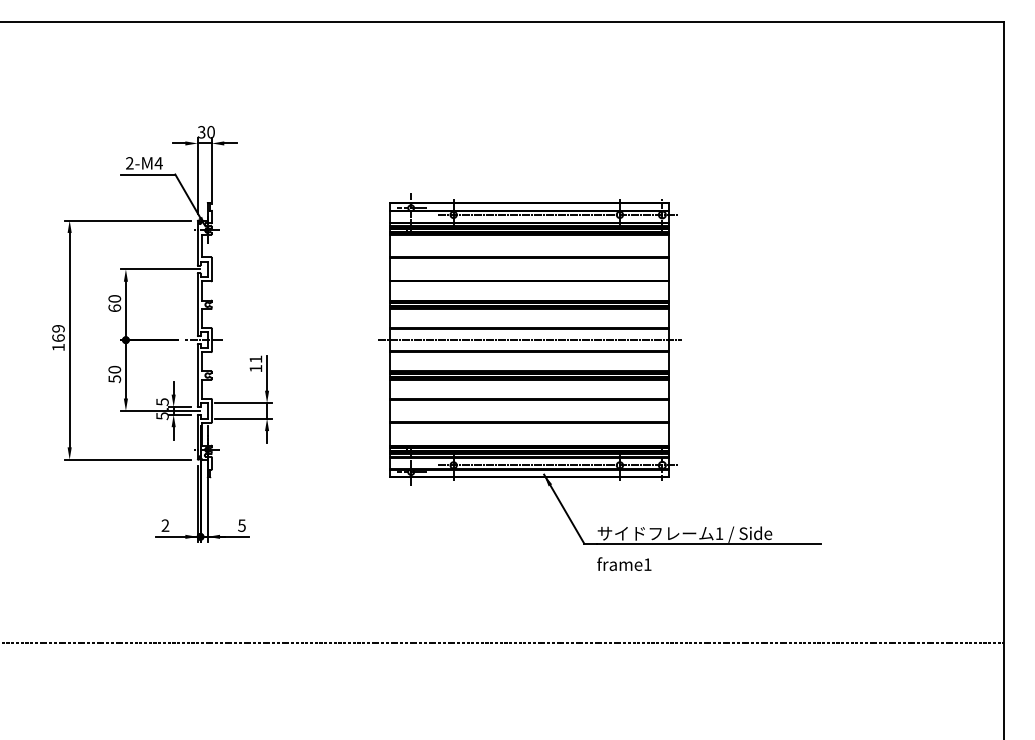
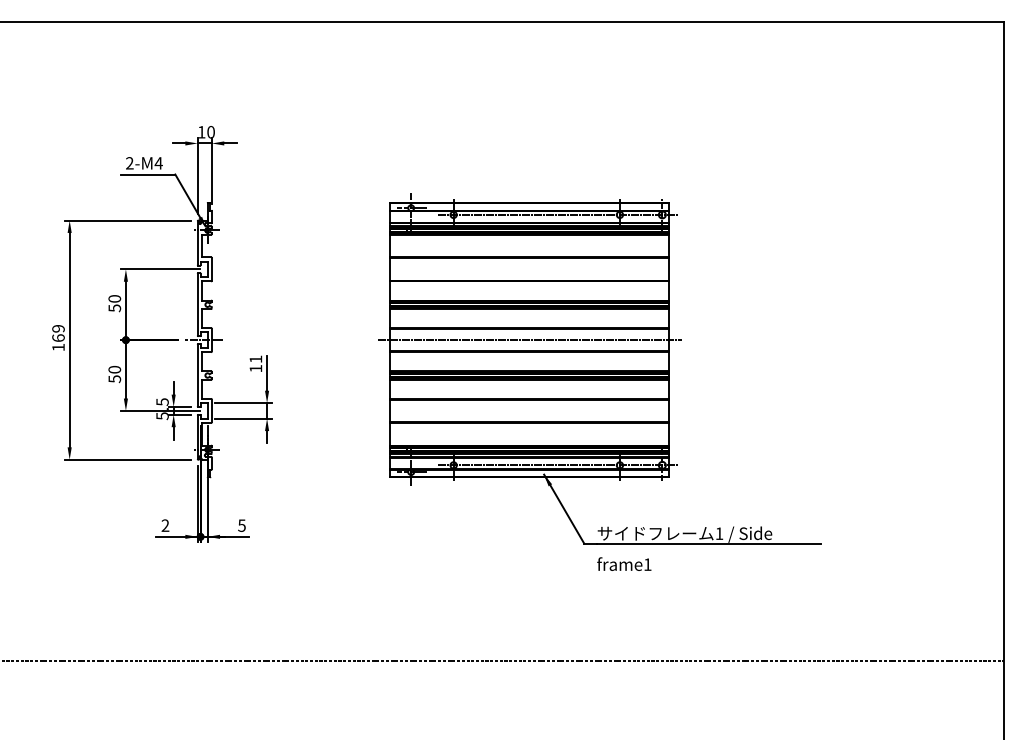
text: 30 -> 10 (201, 132)
text: 60 -> 50 (114, 308)
line position: (502, 642) -> (502, 660) (502, 660)
